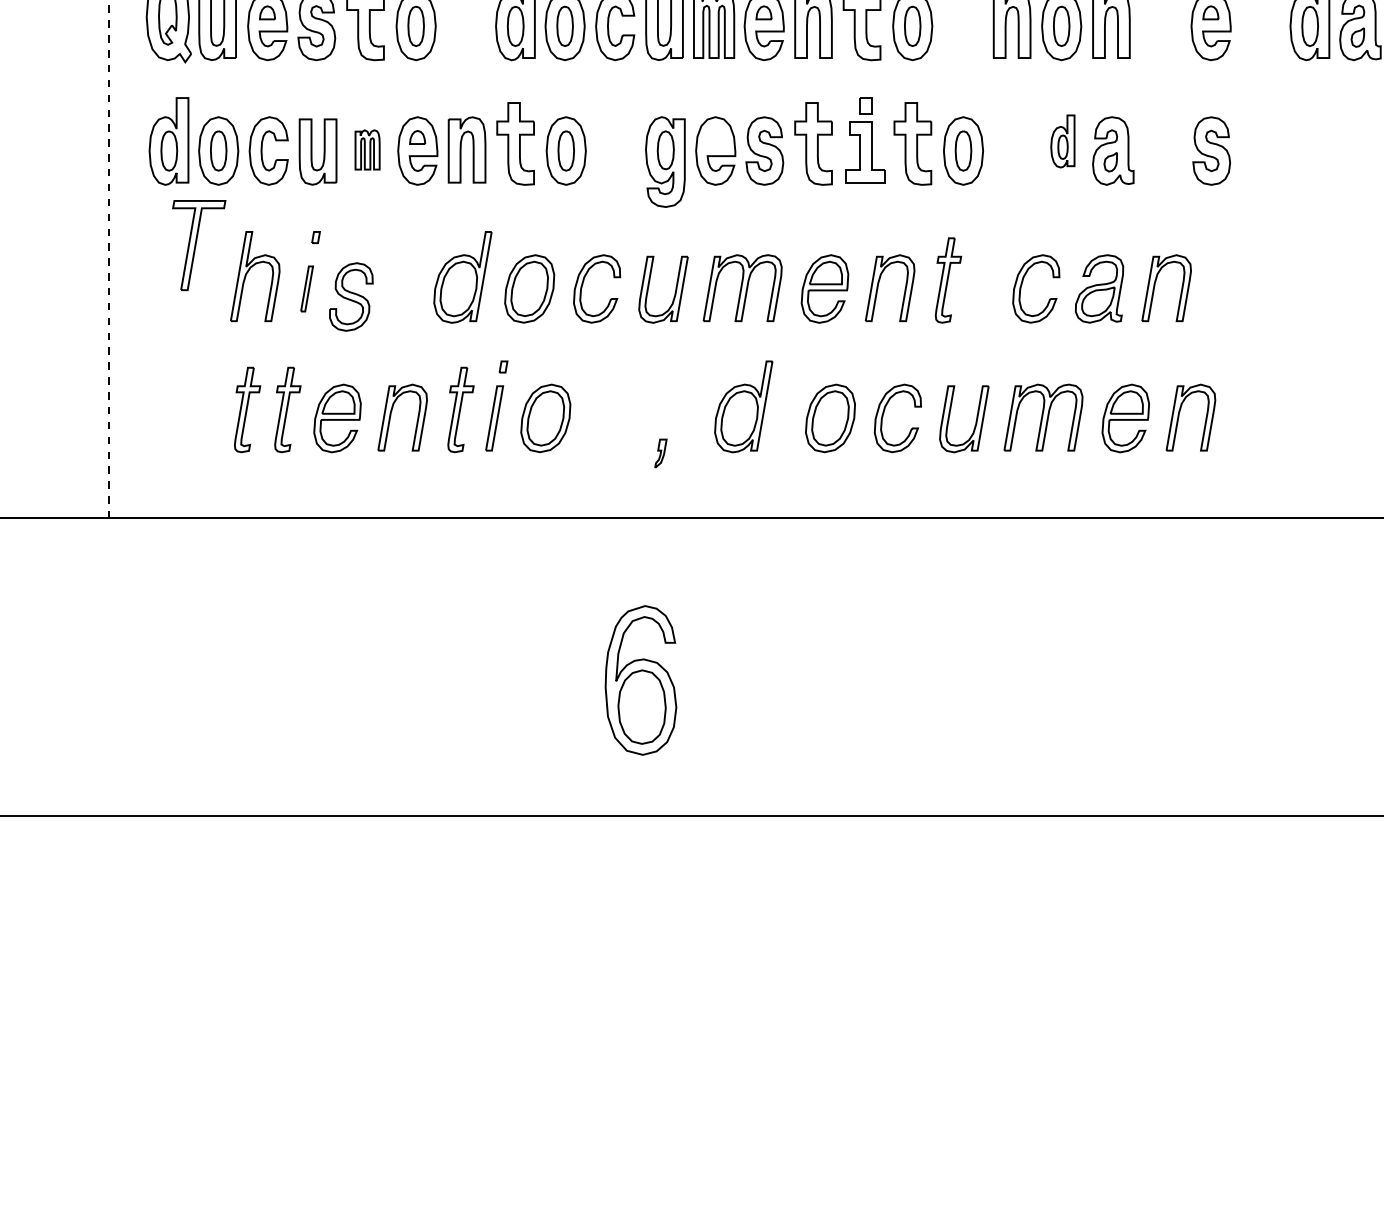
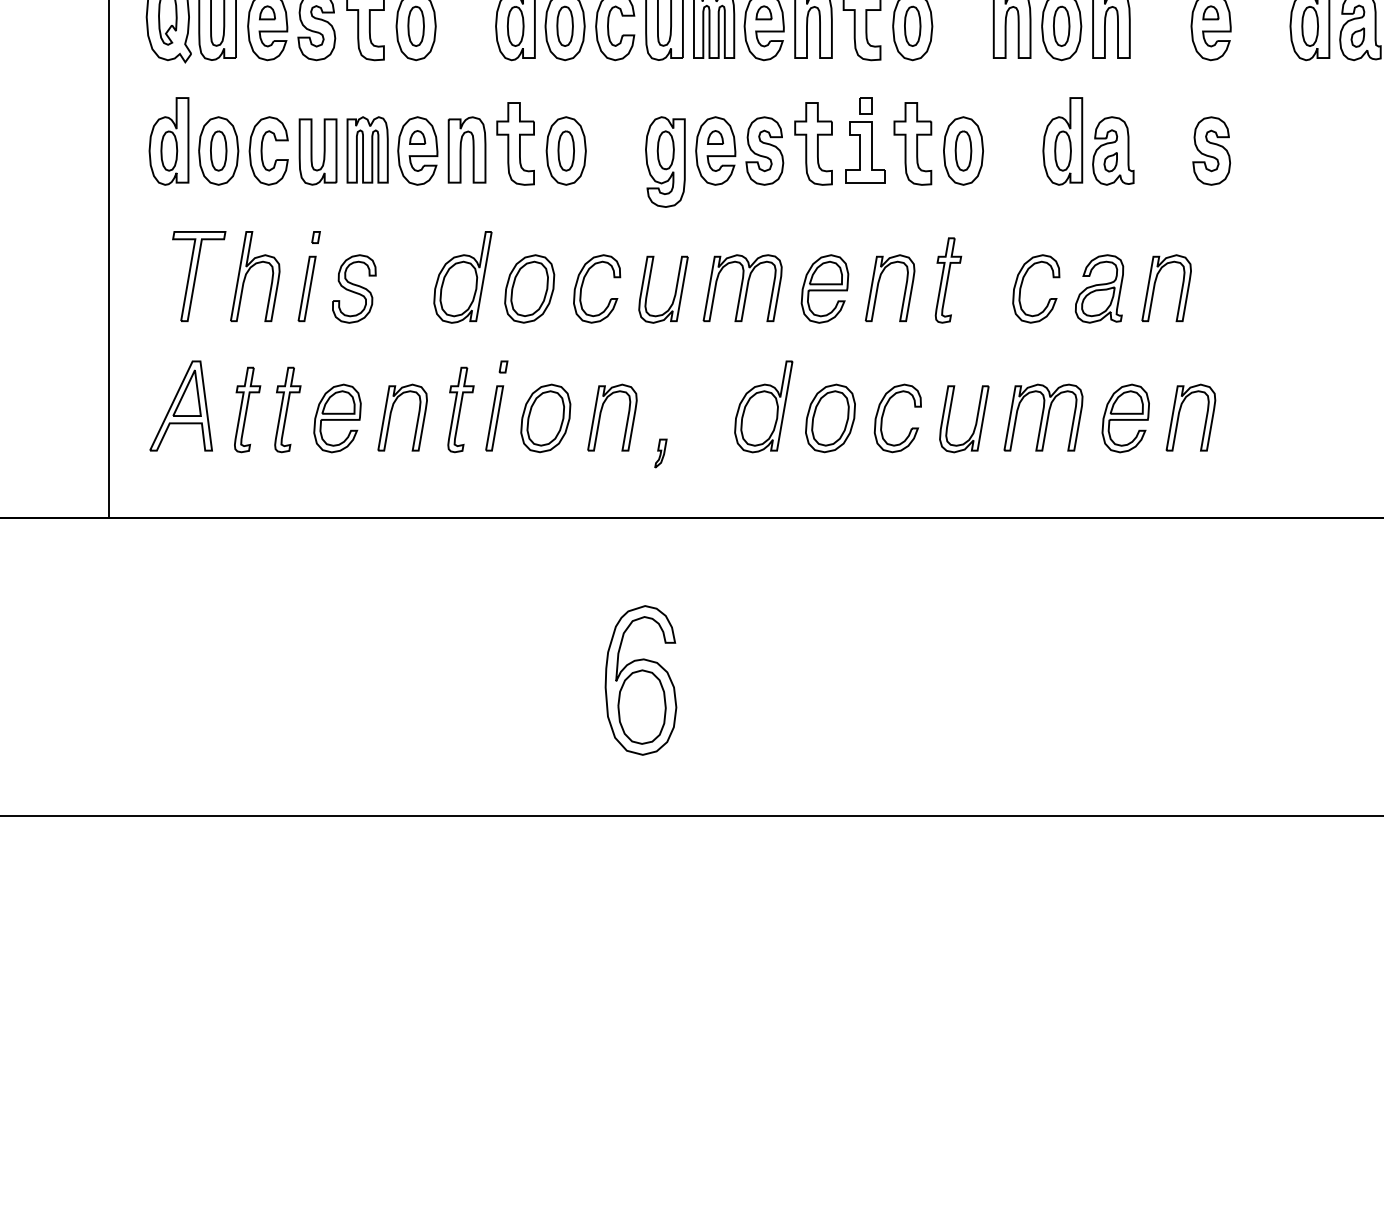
part: none -> present (715, 137)
part size: 26x55 px -> 42x89 px (1062, 141)
part size: 27x42 px -> 43x68 px (367, 149)
part position: (199, 245) -> (199, 276) (199, 276)
line: dashed -> solid (108, 259)
part size: 14x48 px -> 20x68 px (306, 288)
part position: (351, 296) -> (354, 288) (354, 288)
part: none -> present (180, 405)
part position: (743, 406) -> (763, 406) (763, 406)
part: none -> present (601, 414)
